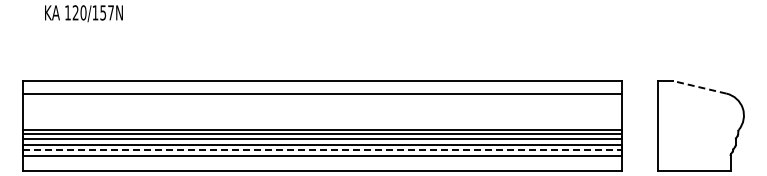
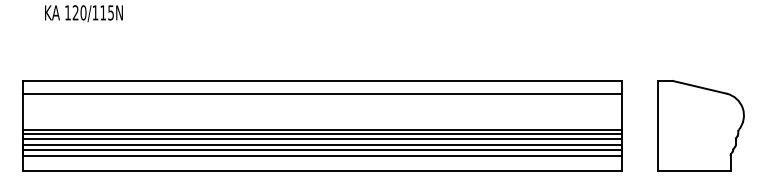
text: 120/157N -> 120/115N (106, 12)
line: dashed -> solid (699, 87)
line: dashed -> solid (322, 149)
